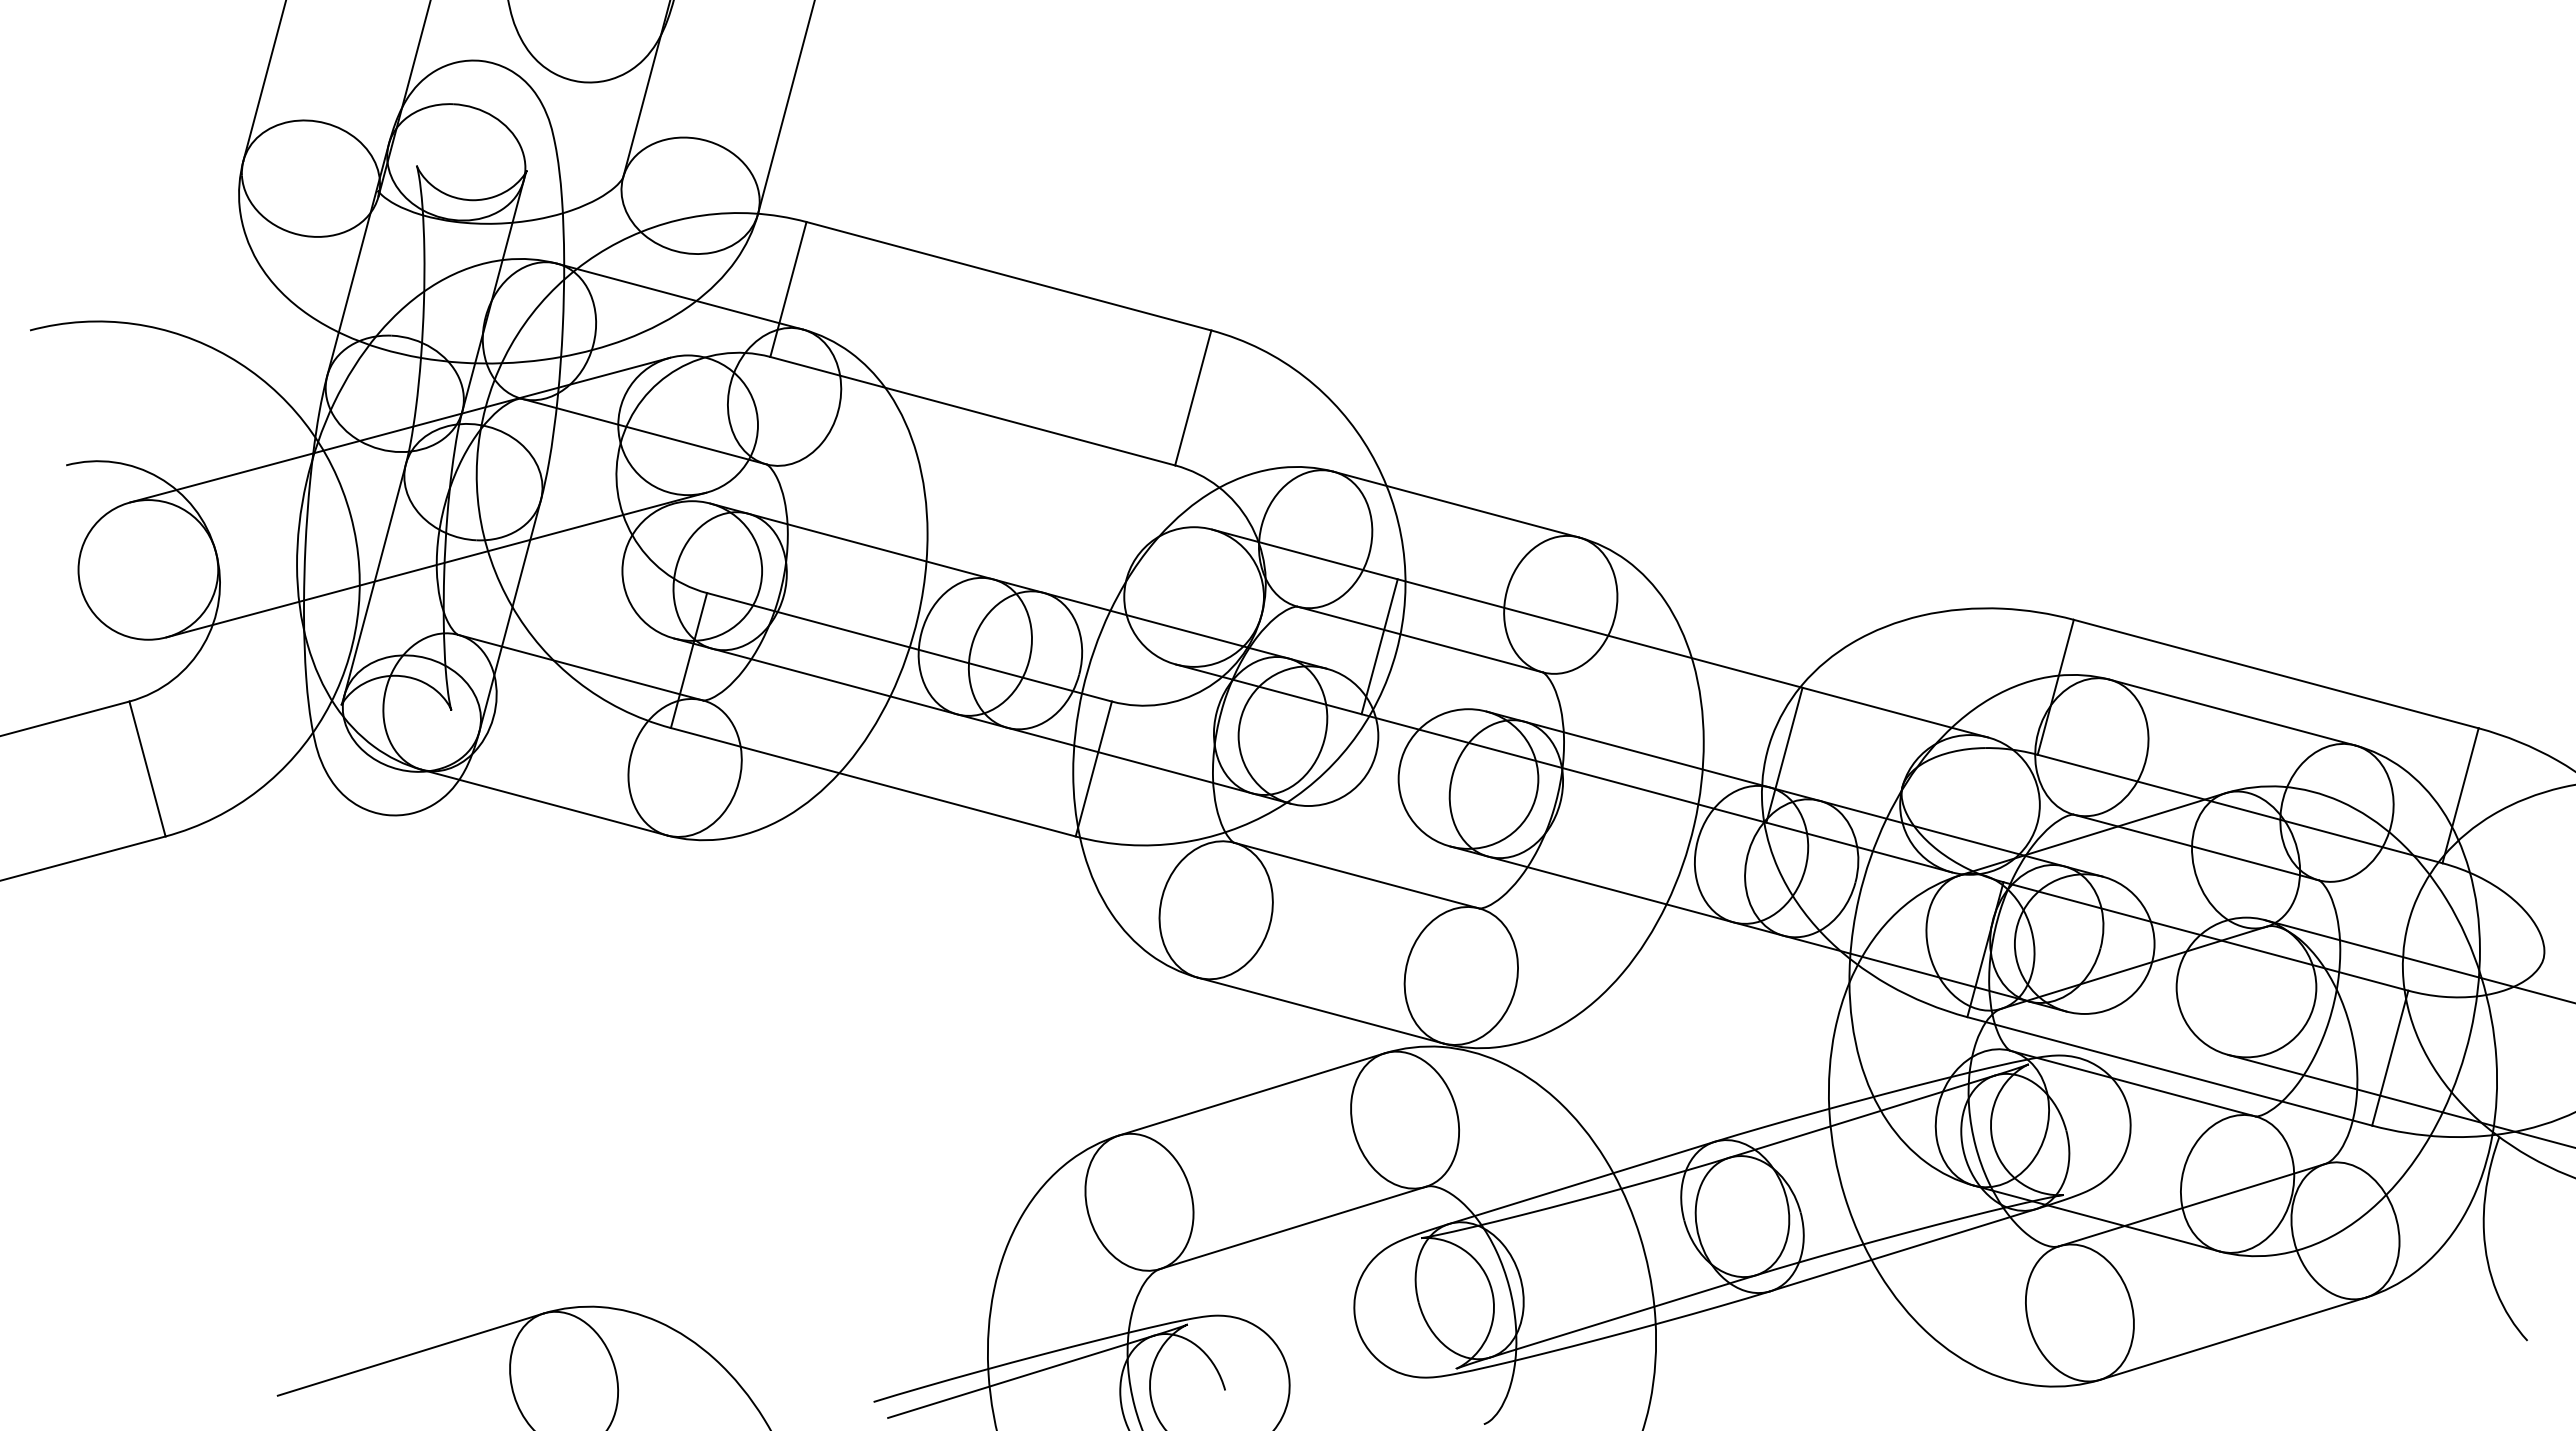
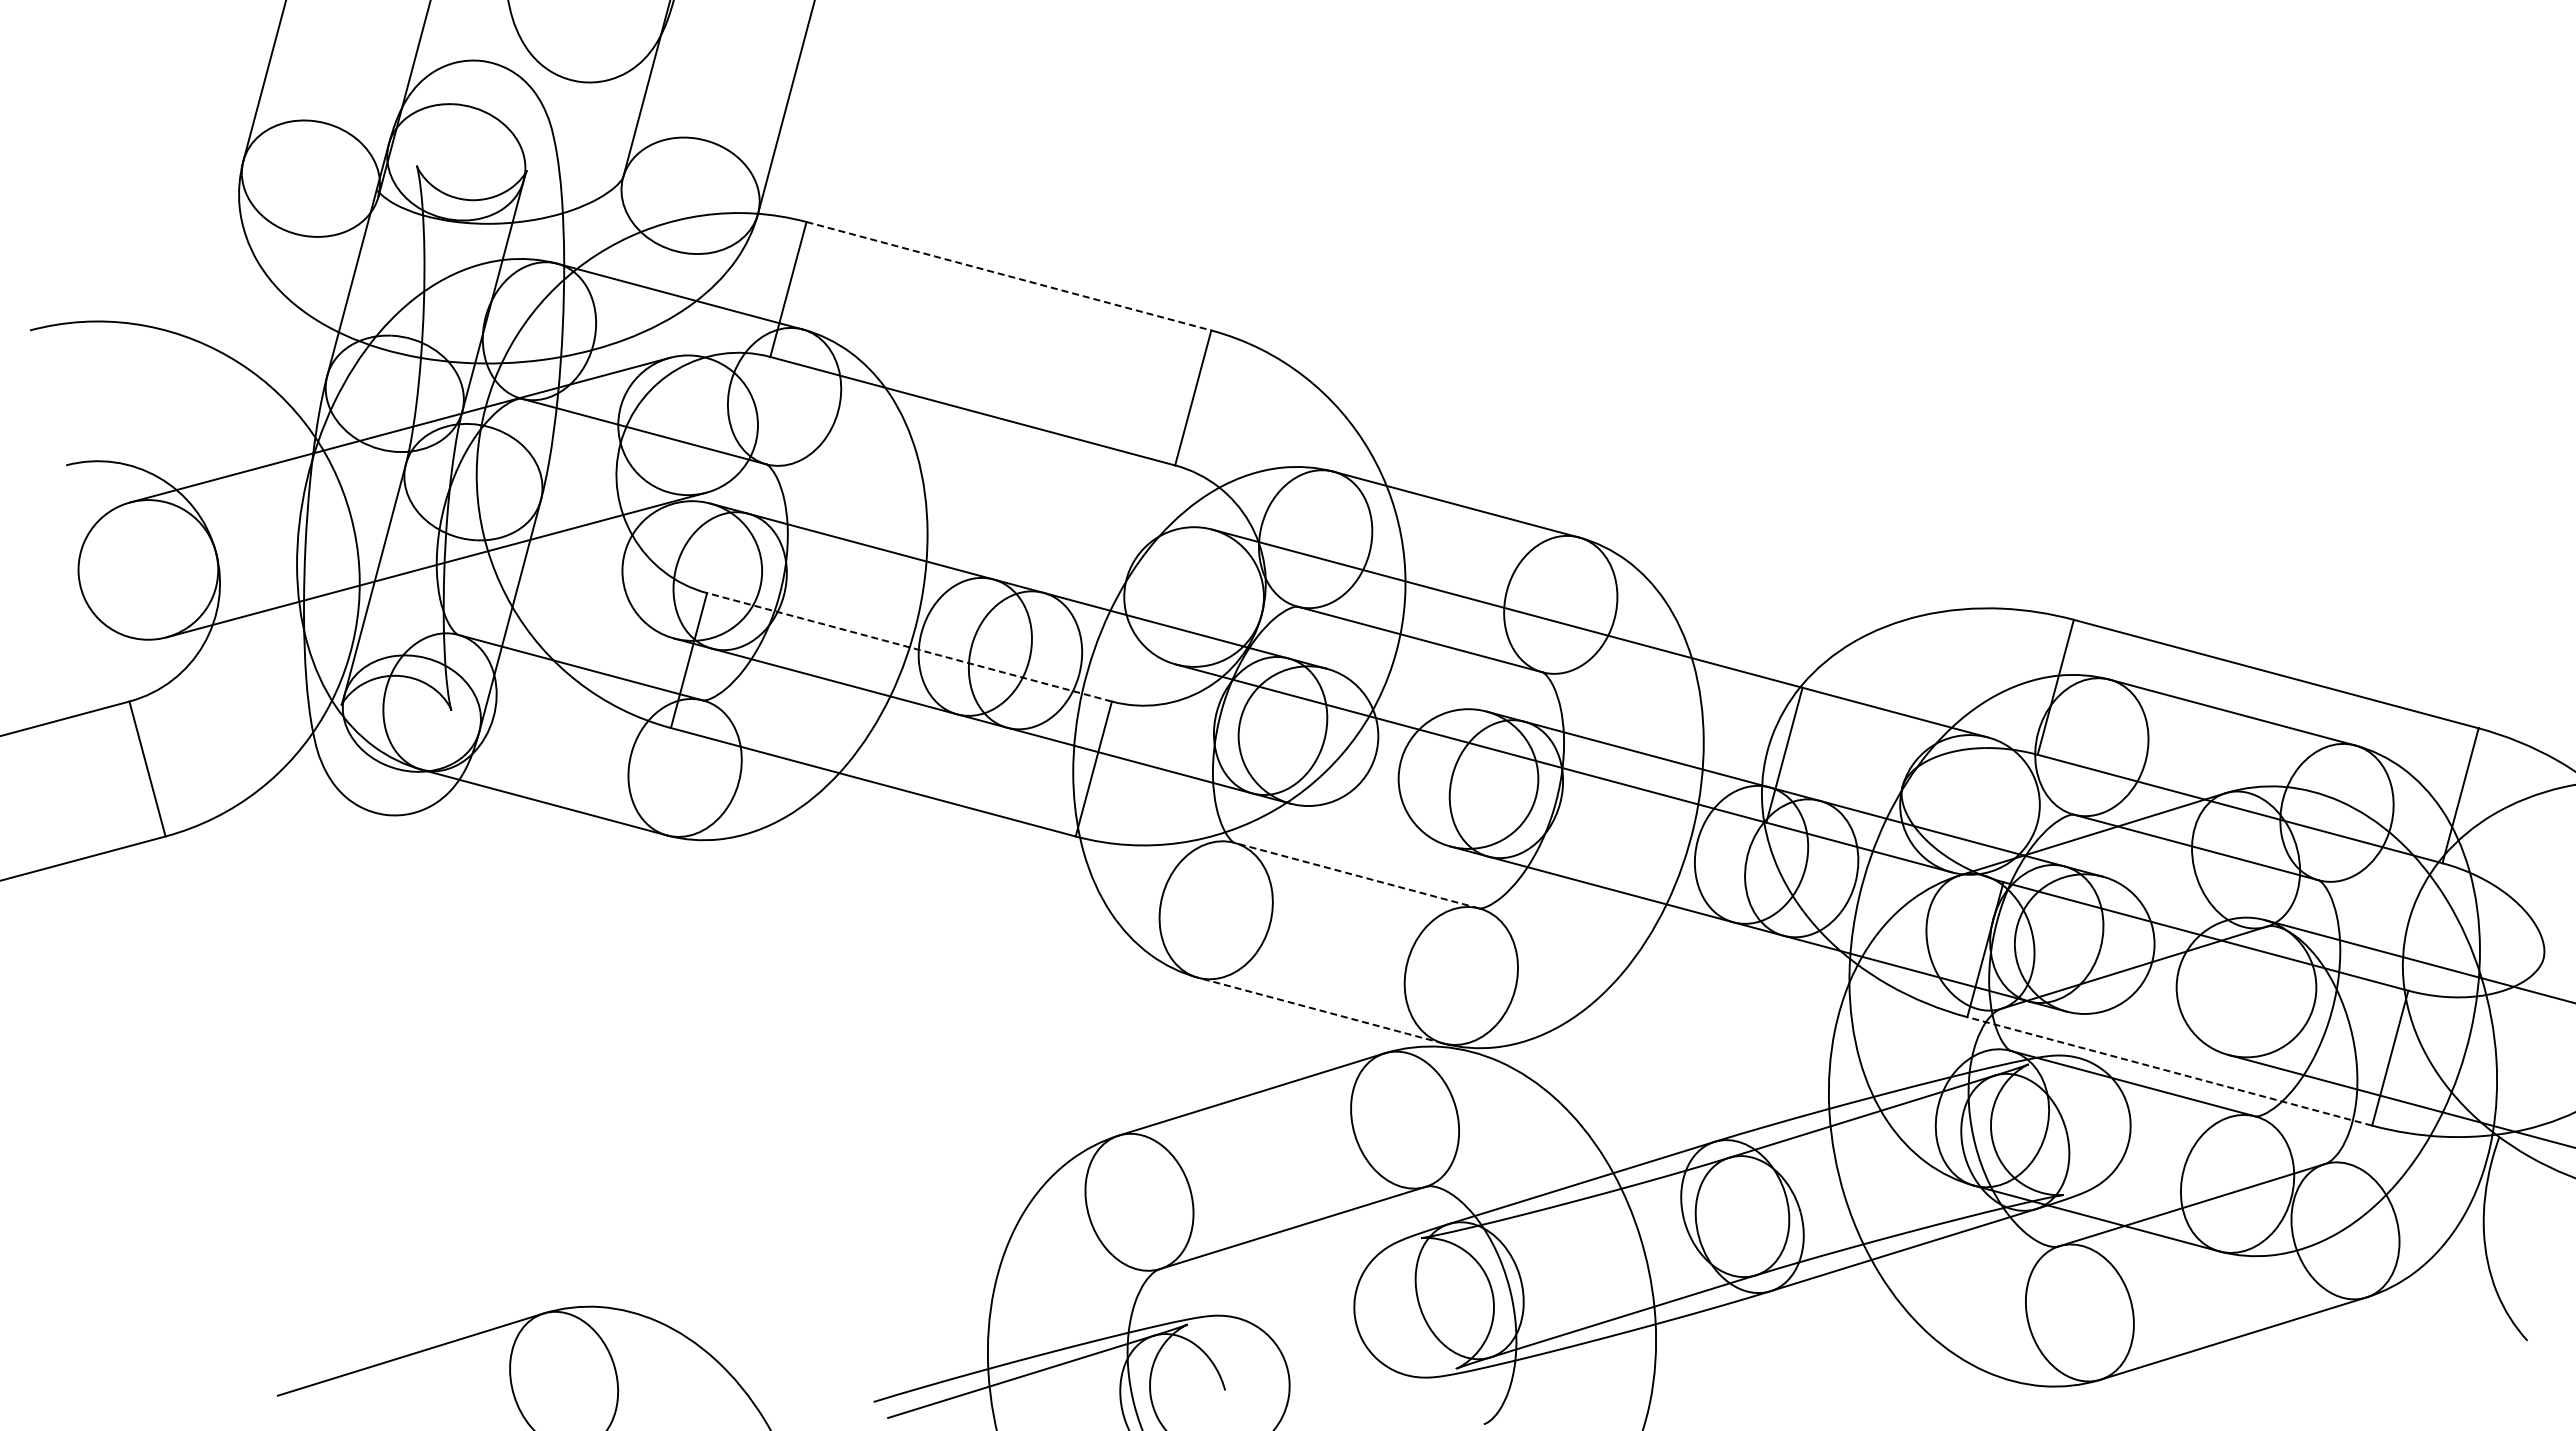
line: solid -> dashed (1008, 276)
line: present -> none (1379, 646)
line: solid -> dashed (909, 647)
line: solid -> dashed (1356, 875)
line: solid -> dashed (1320, 1010)
line: solid -> dashed (2169, 1071)
